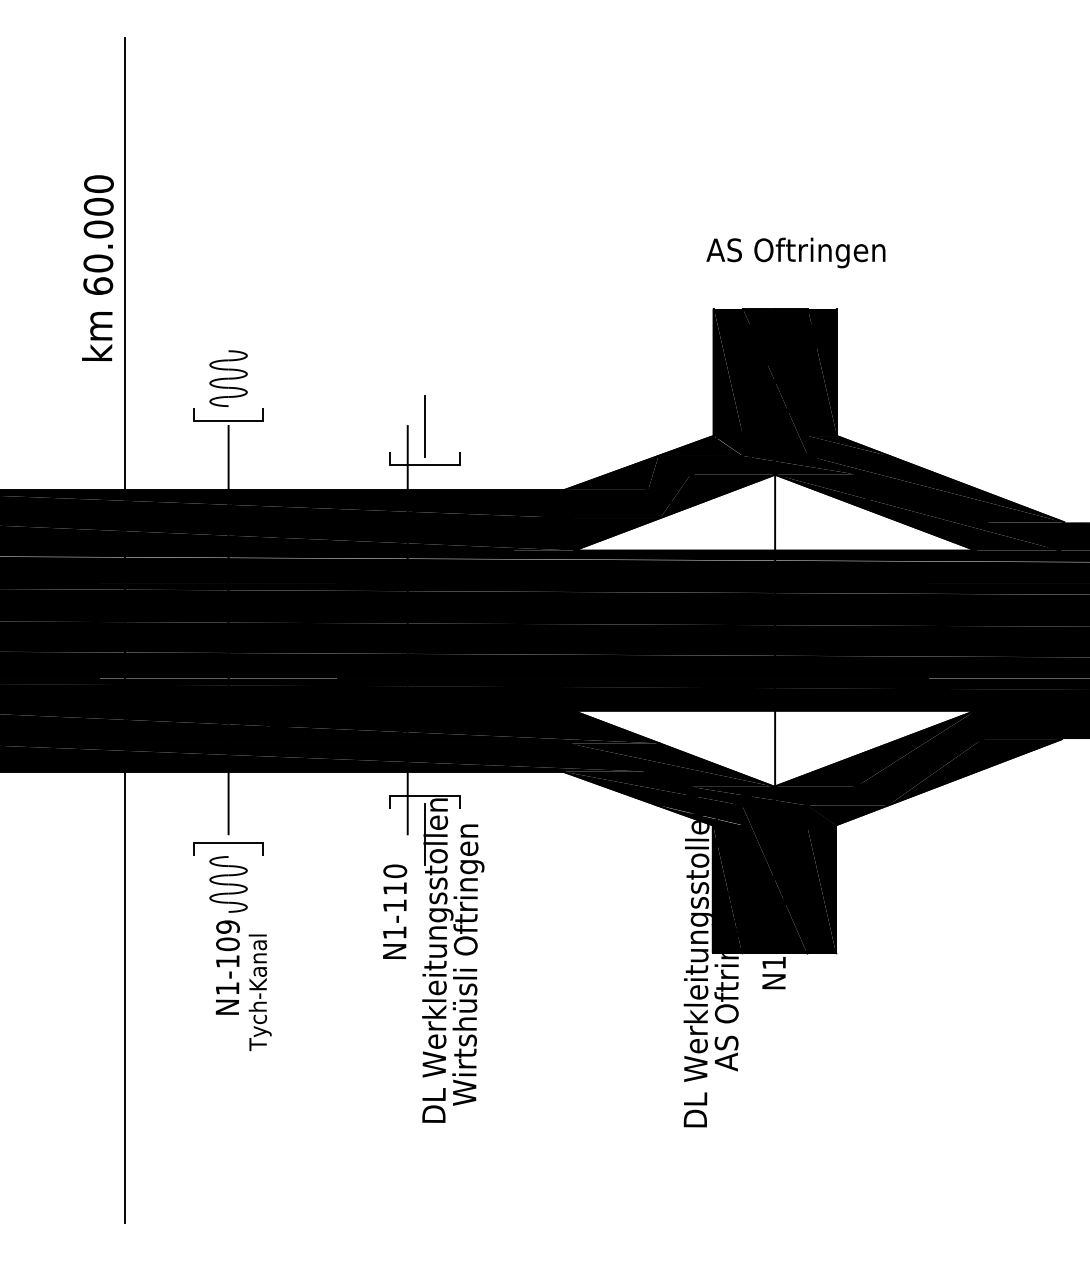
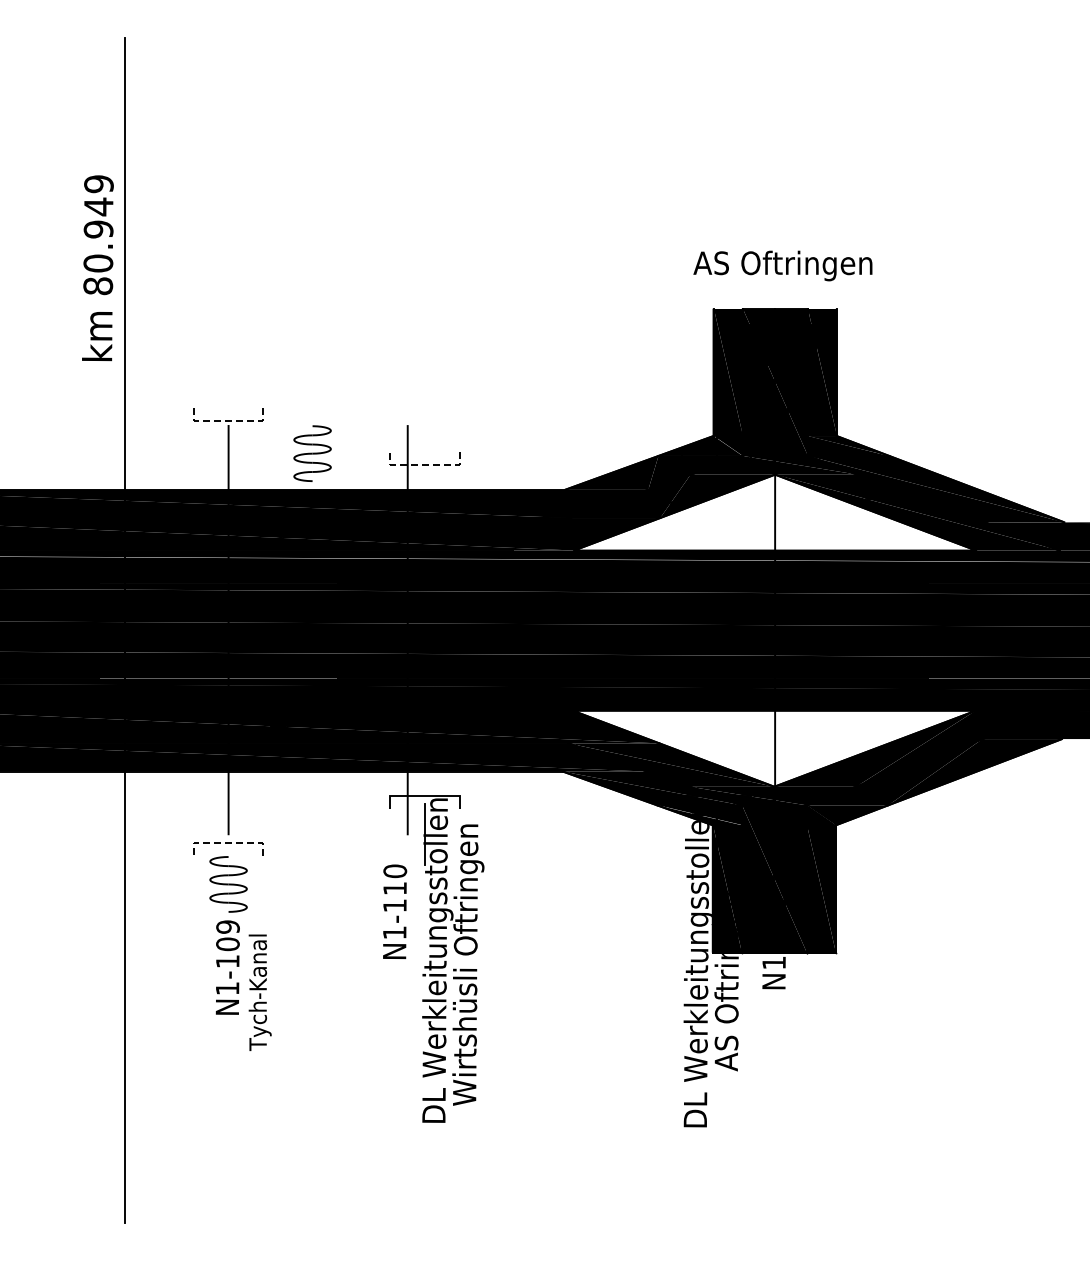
text: 60.000 -> 80.949 (98, 235)
text position: (795, 252) -> (782, 265) (782, 265)
part position: (228, 378) -> (312, 453) (312, 453)
line: solid -> dashed (228, 420)
line: present -> none (425, 425)
line: solid -> dashed (425, 465)
line: solid -> dashed (228, 842)
